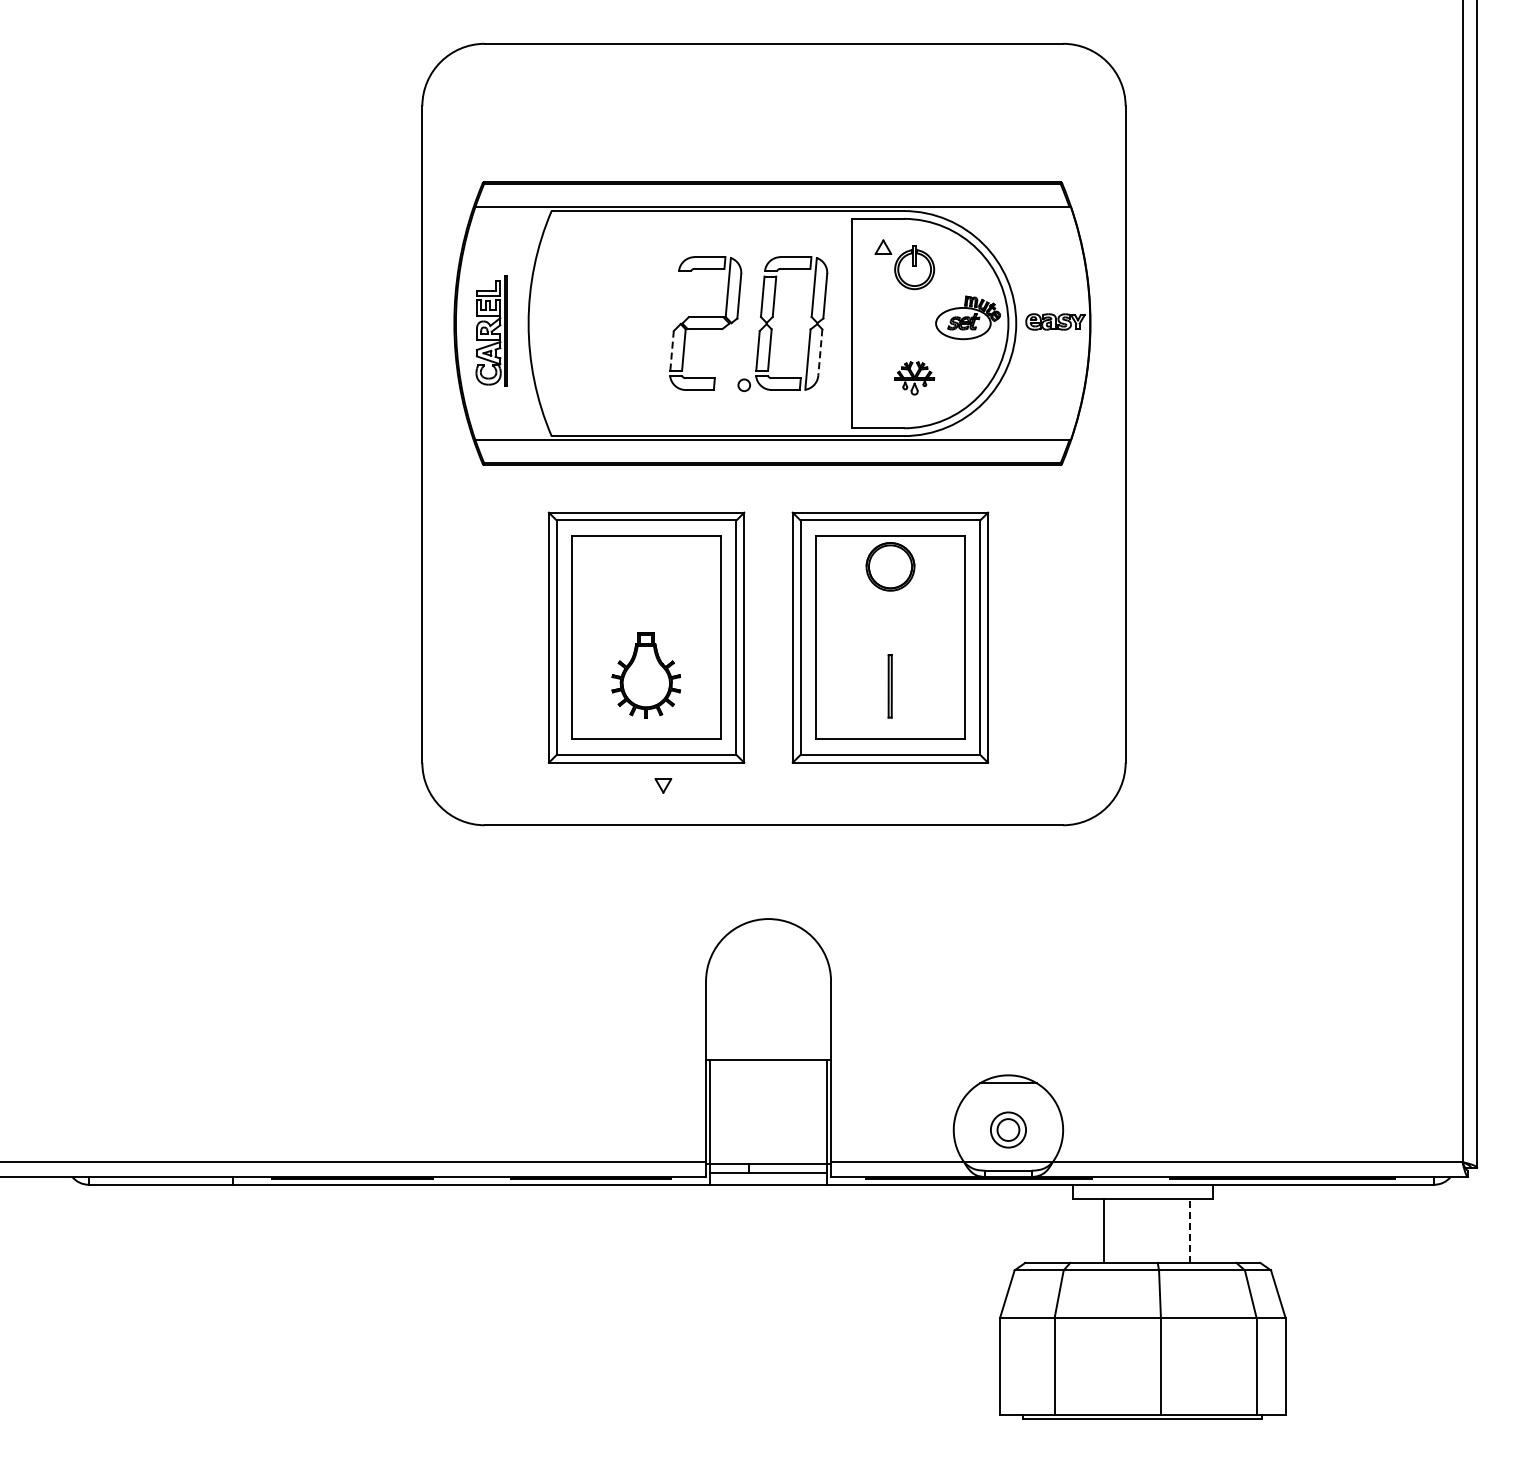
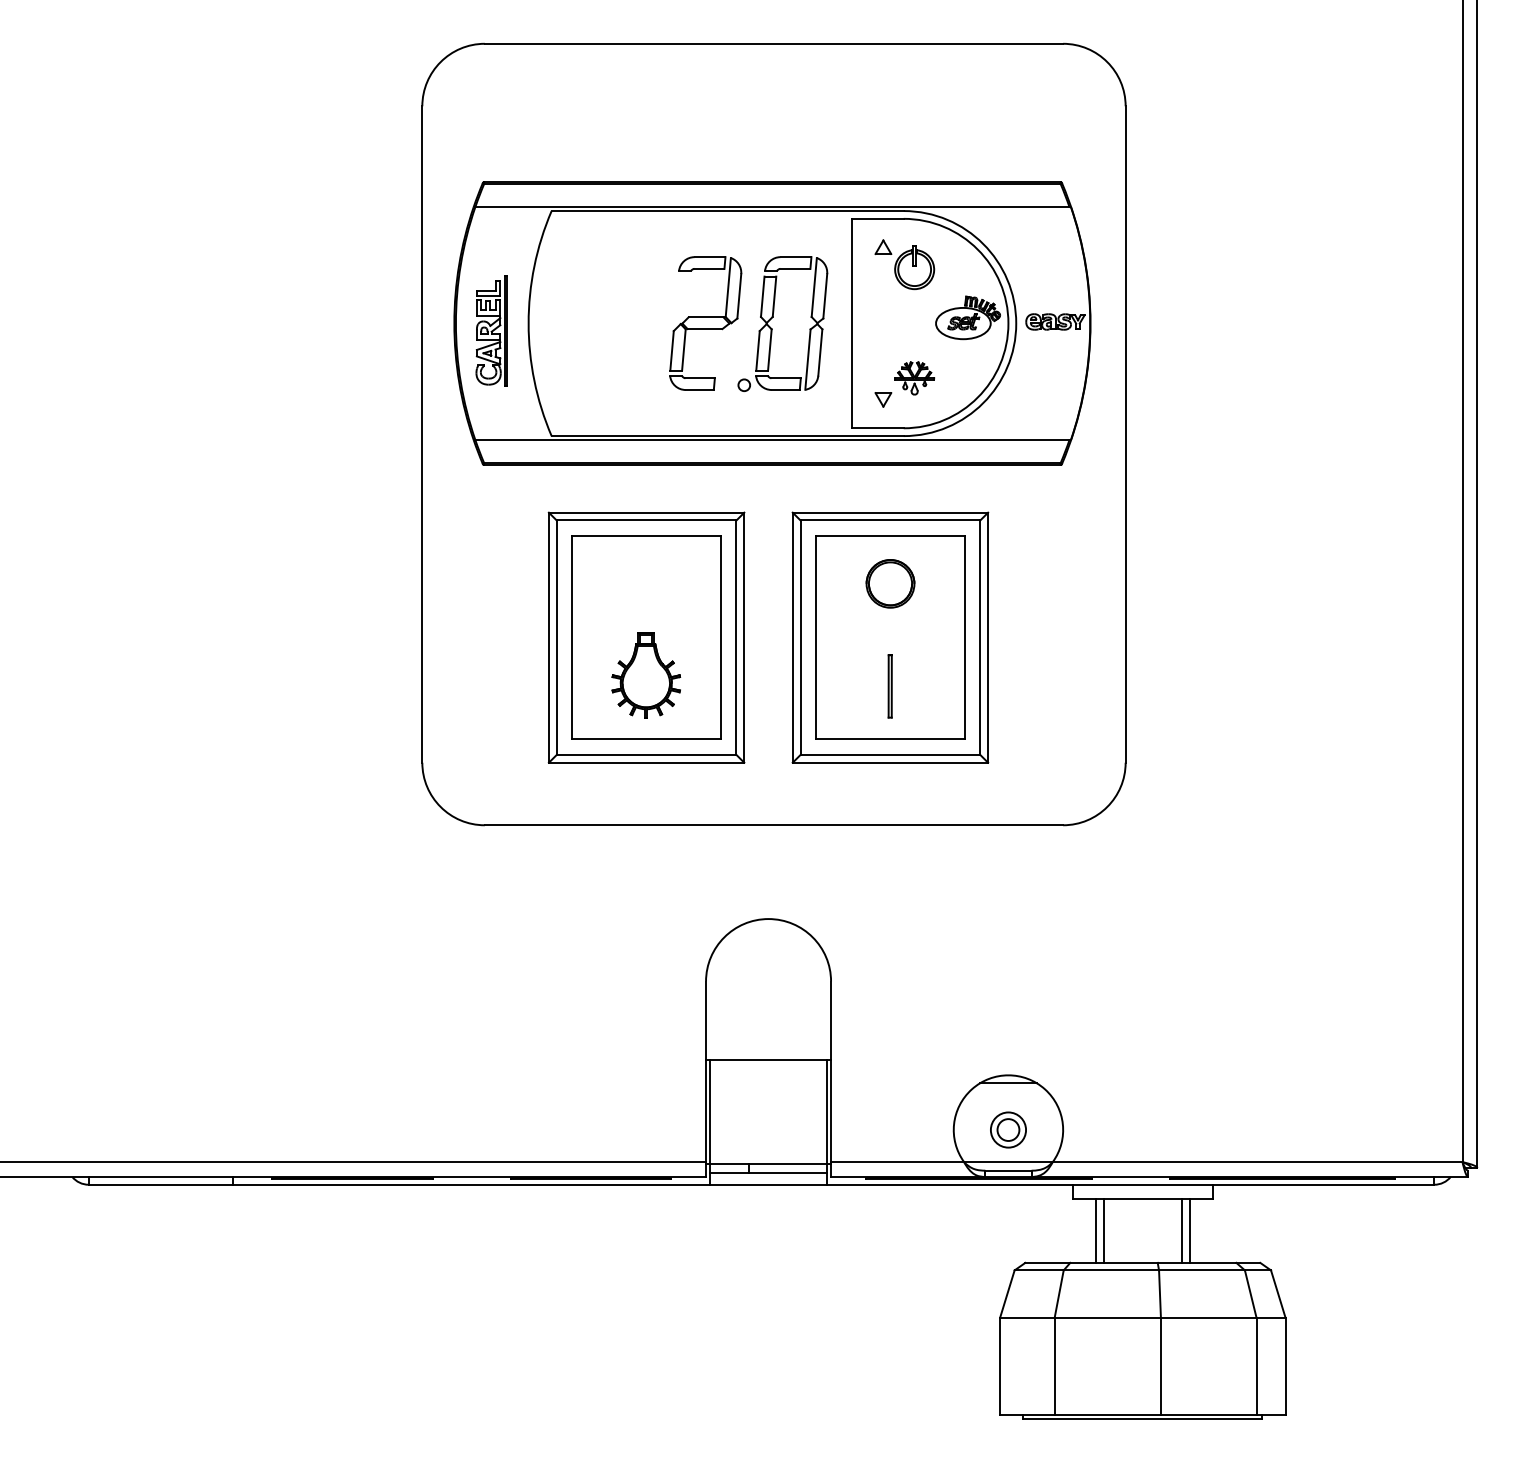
line: dashed -> solid (672, 350)
line: dashed -> solid (820, 353)
part position: (890, 566) -> (890, 583) (890, 583)
part position: (663, 785) -> (883, 399) (883, 399)
line: none -> present (1095, 1230)
line: none -> present (1181, 1230)
line: dashed -> solid (1189, 1230)
